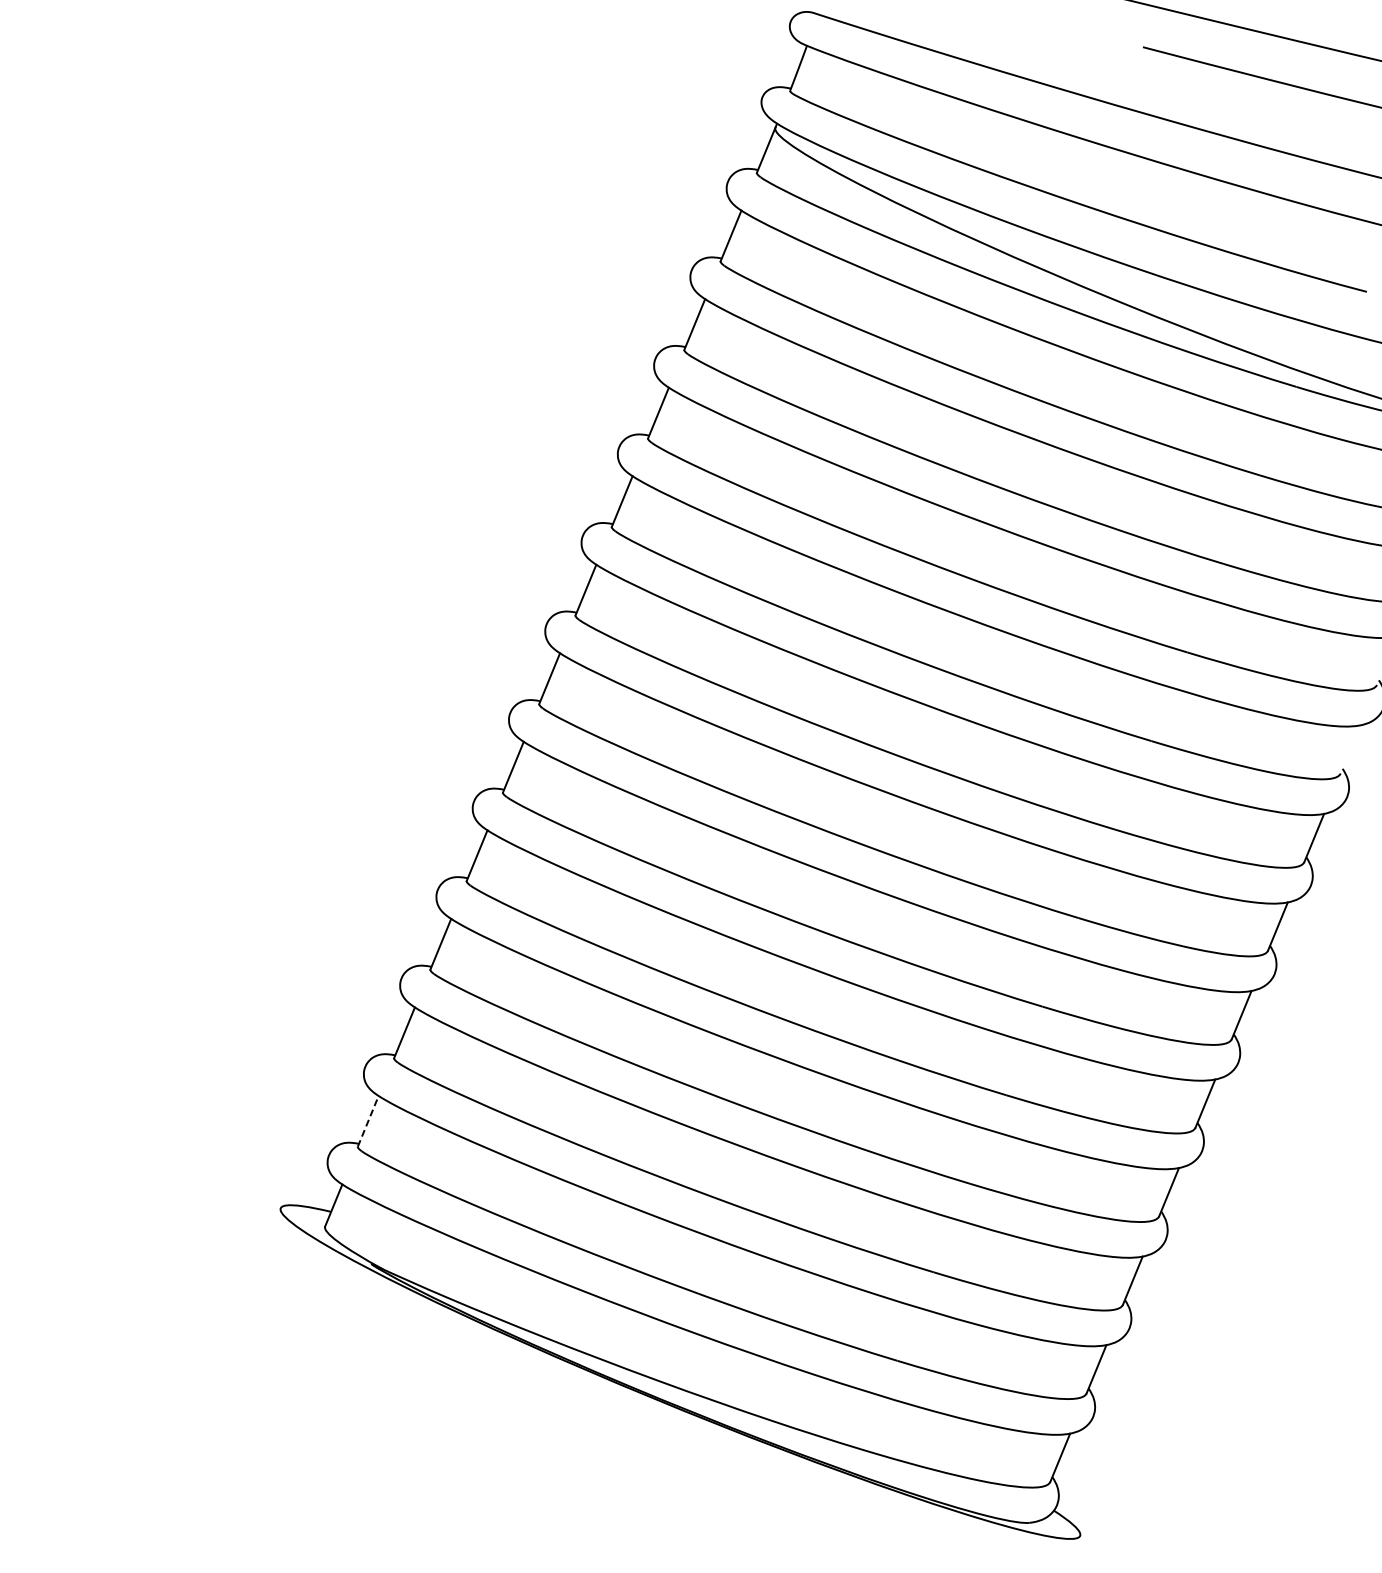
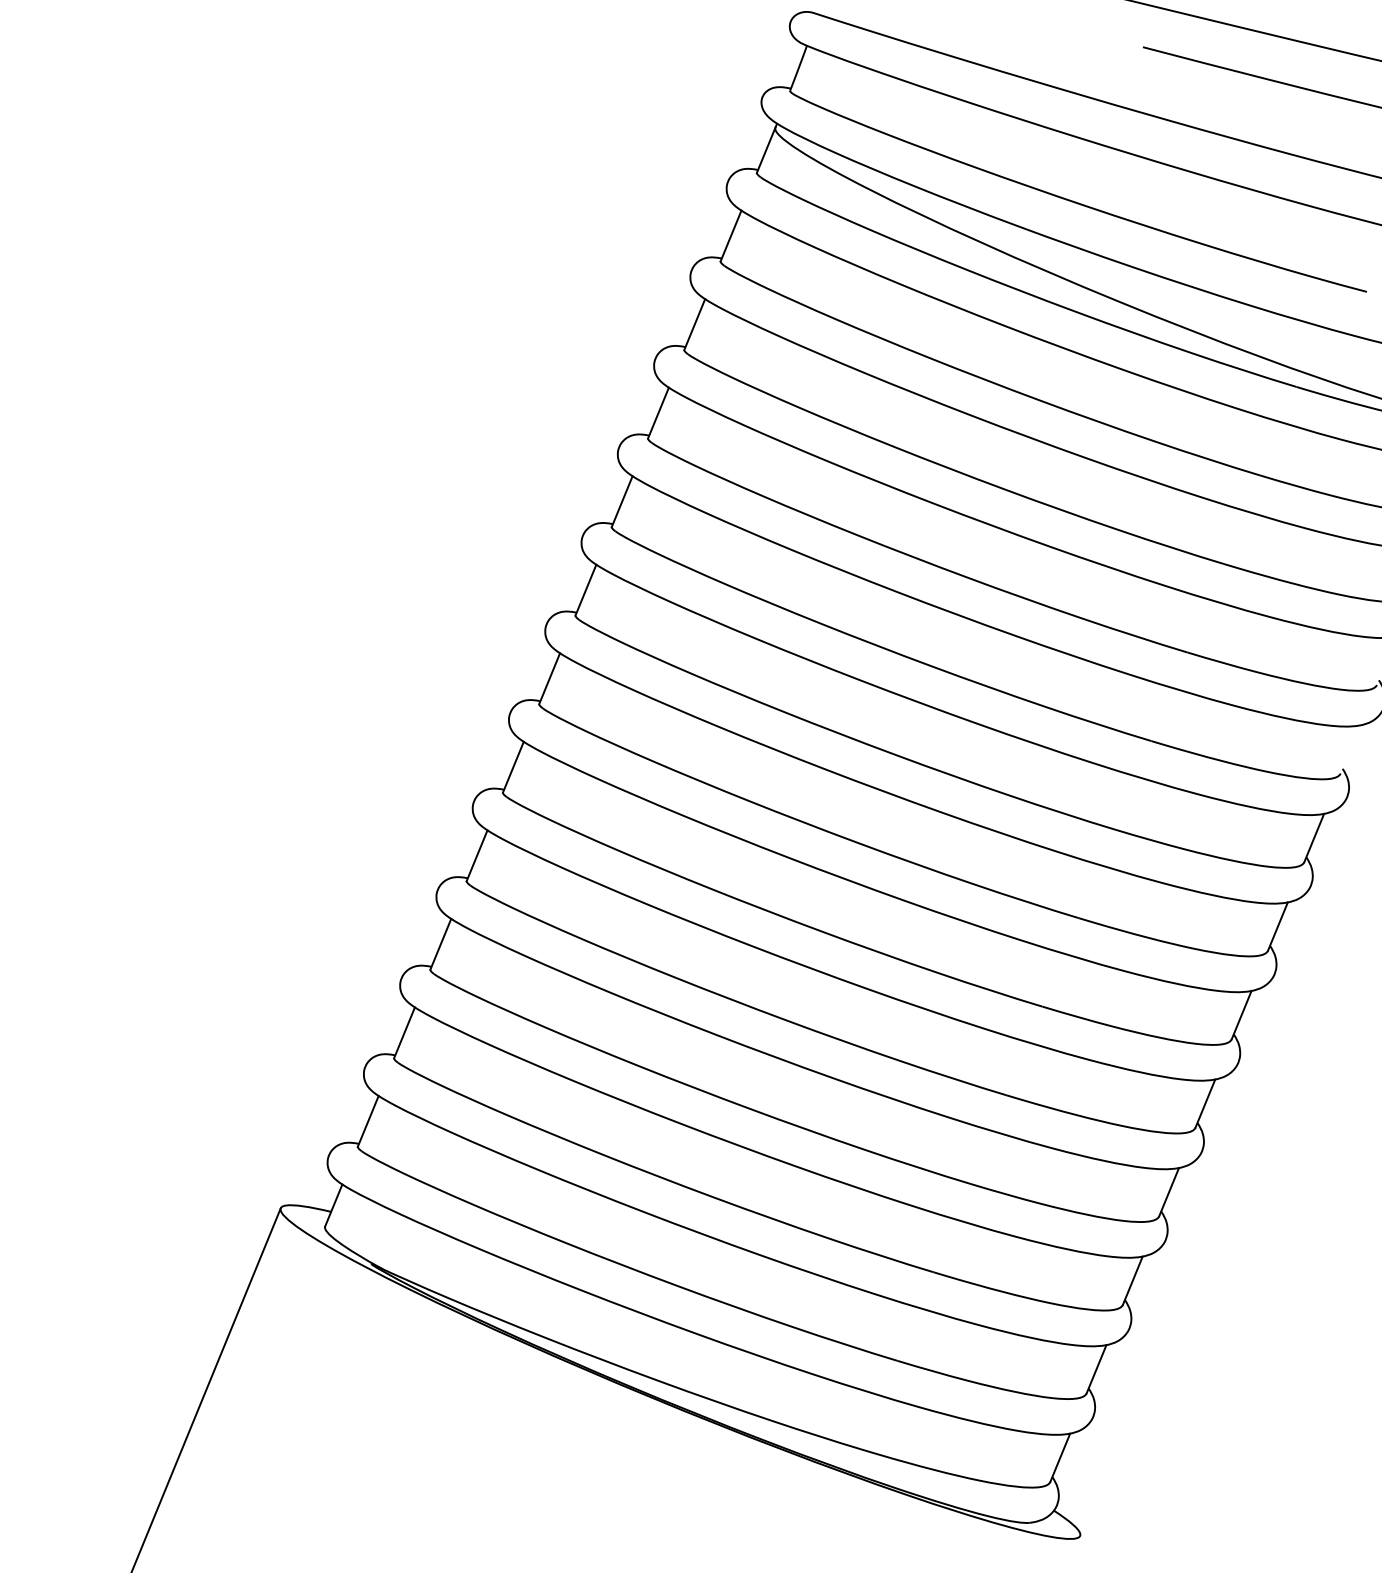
line: dashed -> solid (368, 1120)
line: none -> present (206, 1388)
